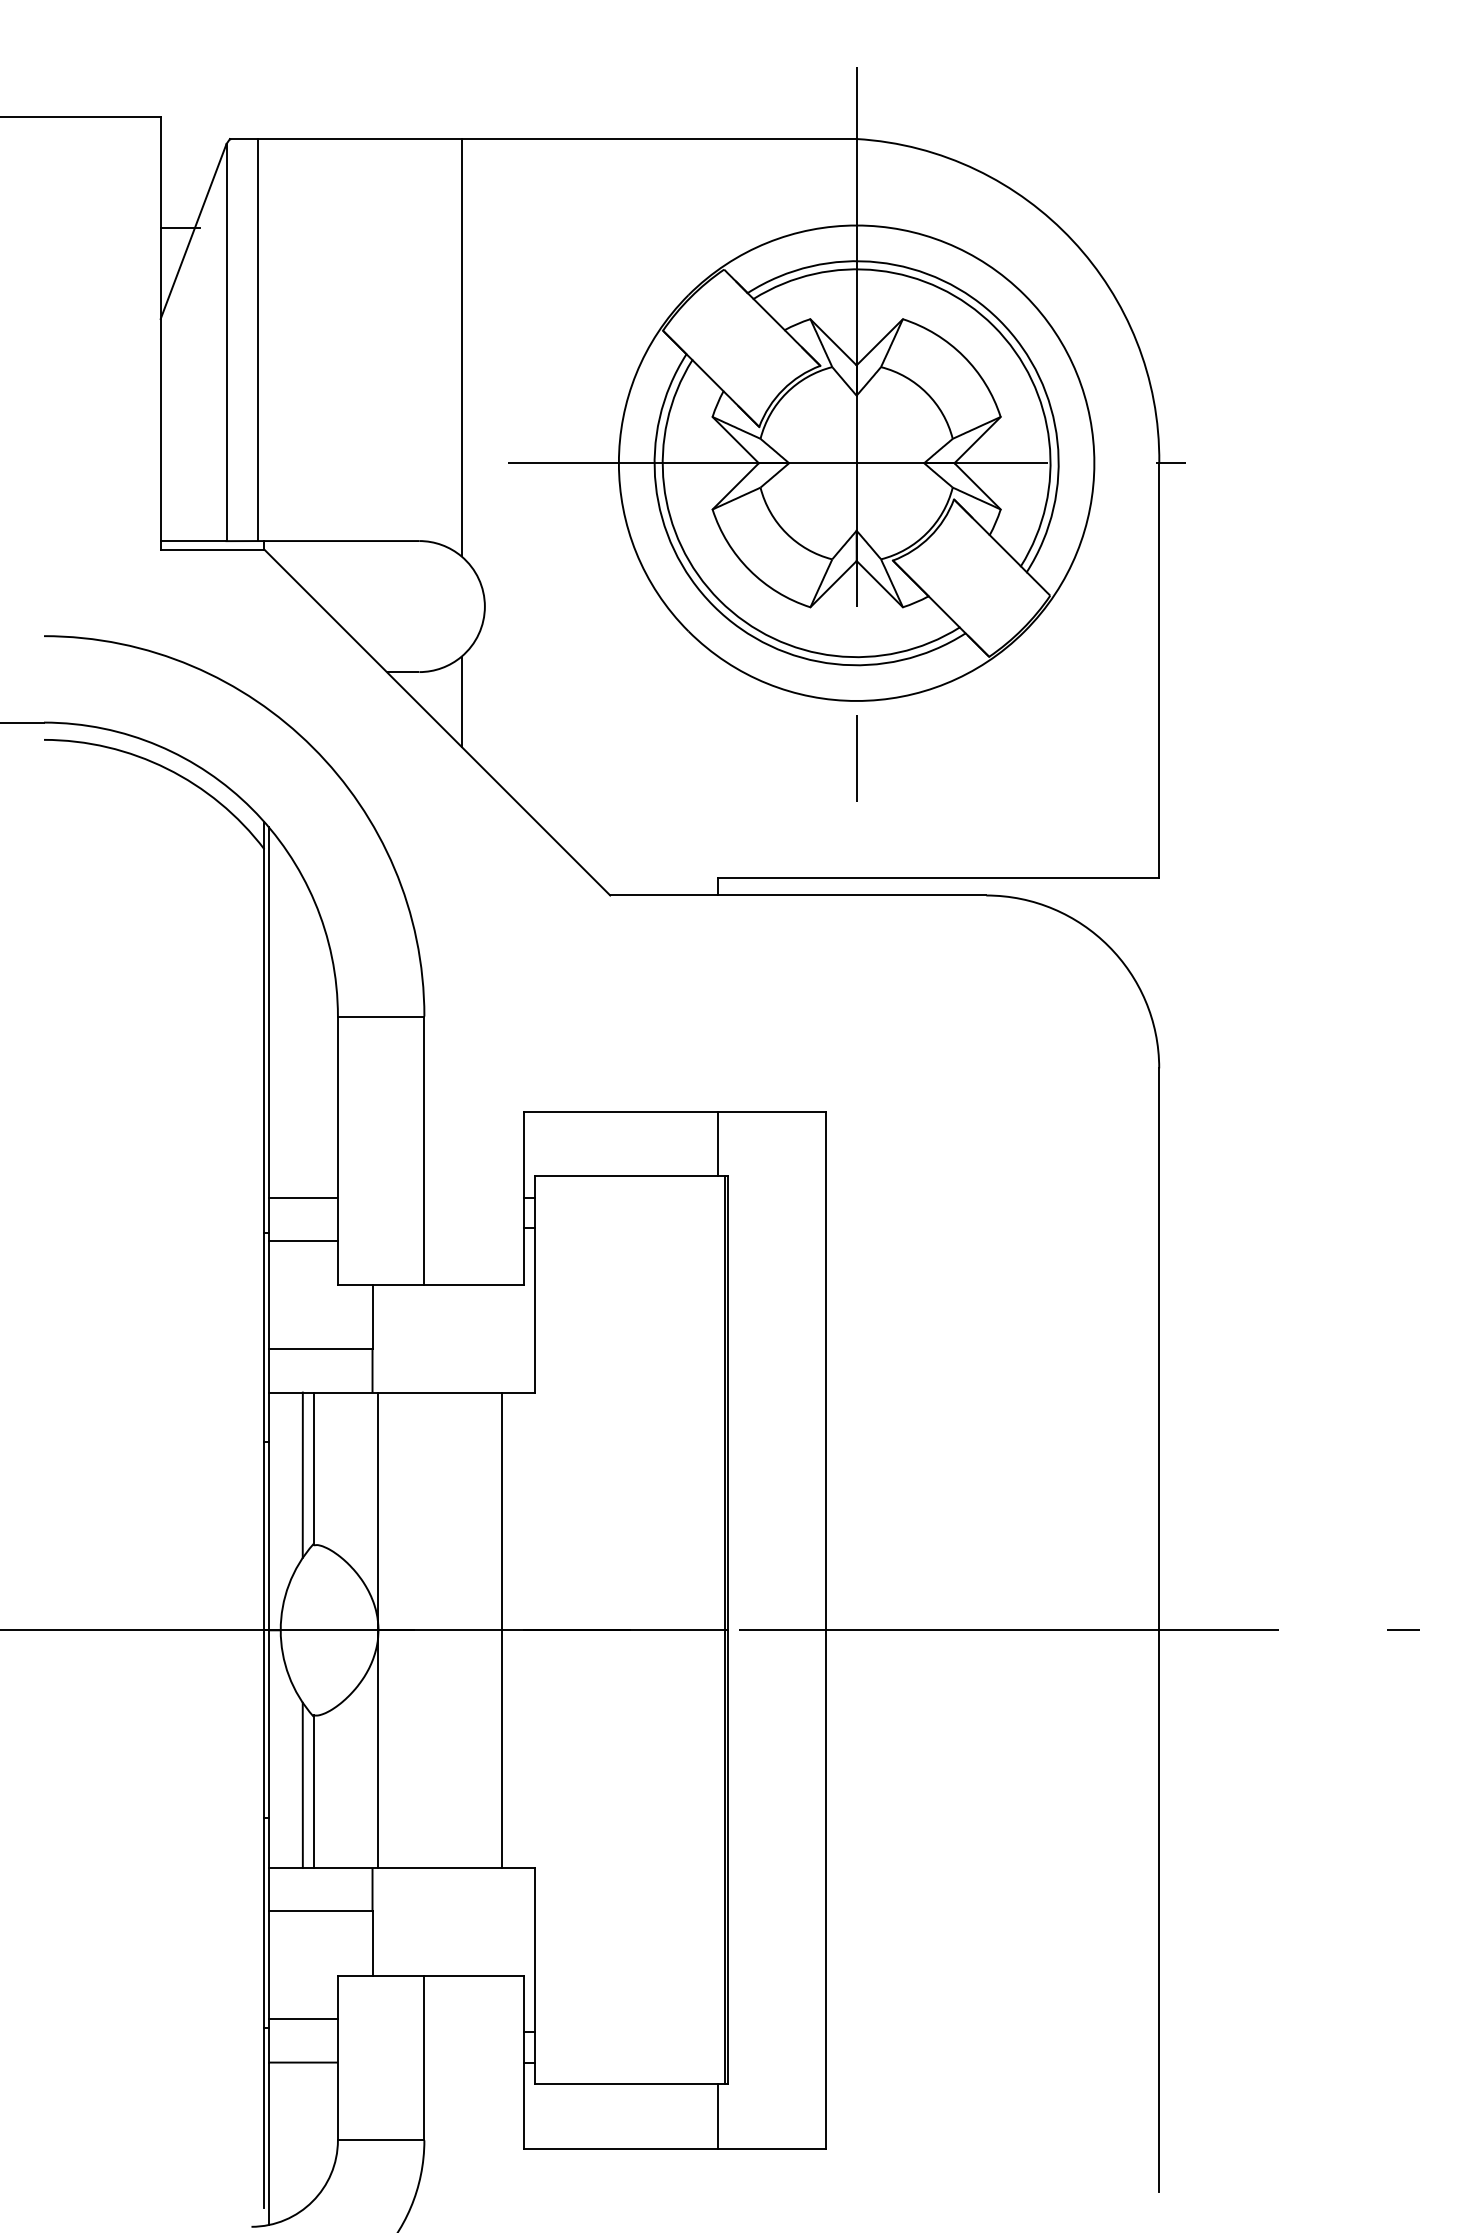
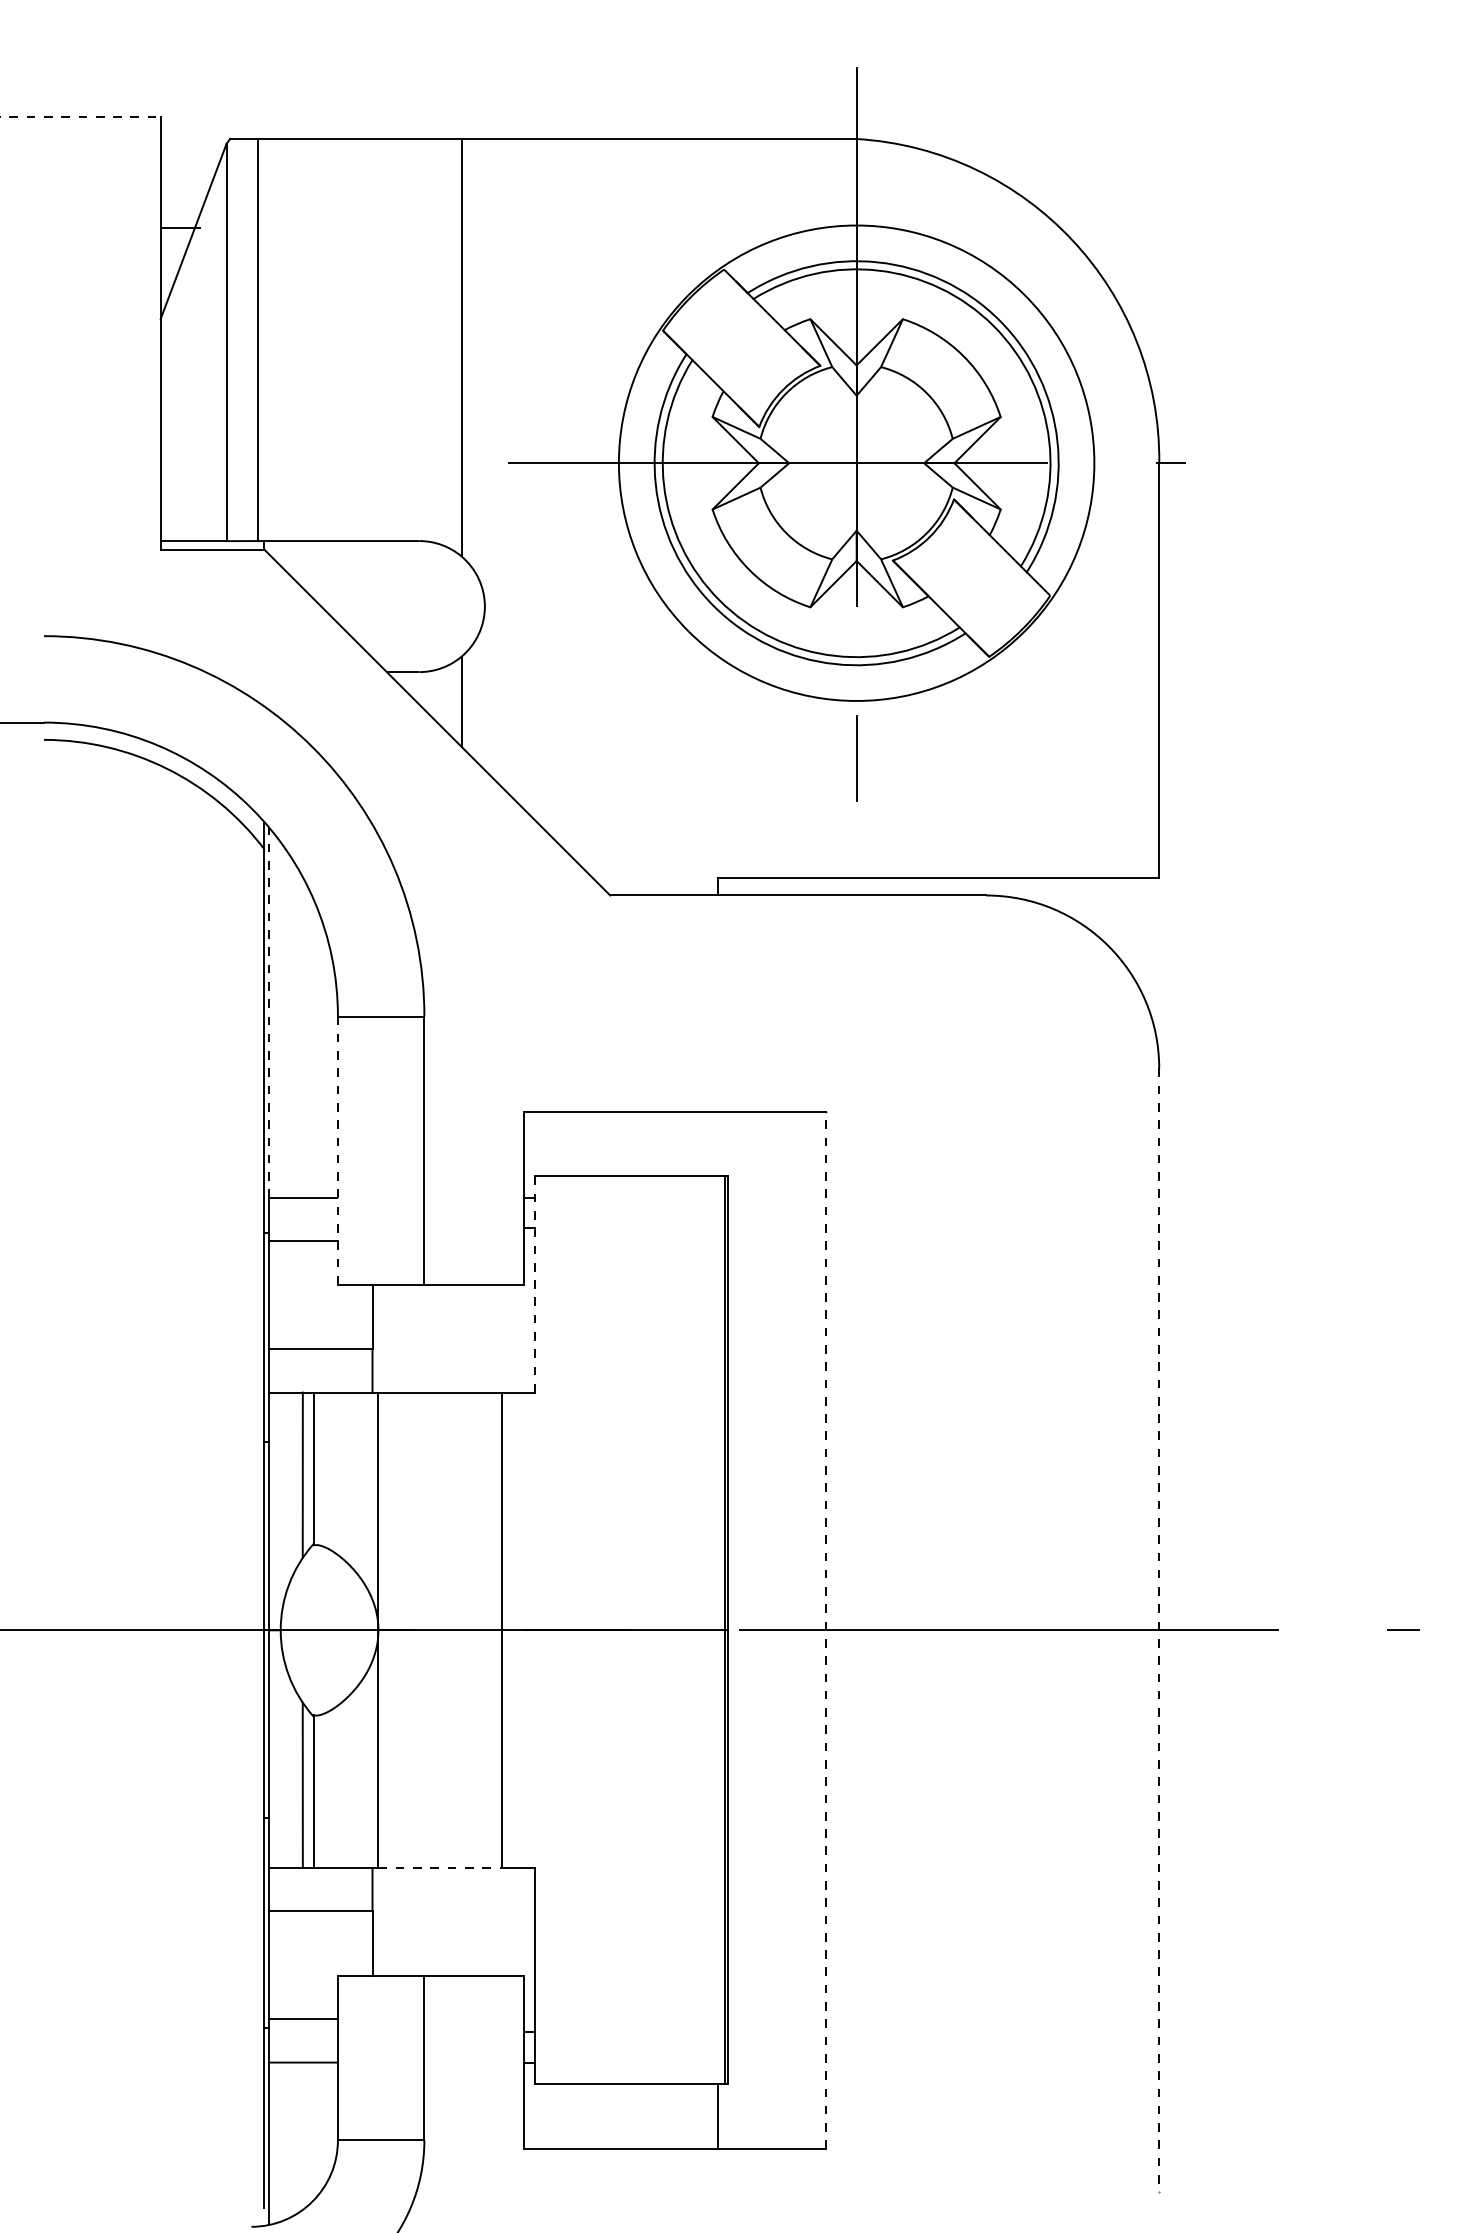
line: solid -> dashed (81, 117)
line: solid -> dashed (268, 1012)
line: present -> none (718, 1143)
line: solid -> dashed (337, 1150)
line: solid -> dashed (534, 1284)
line: solid -> dashed (826, 1630)
line: solid -> dashed (1159, 1630)
line: solid -> dashed (440, 1868)
